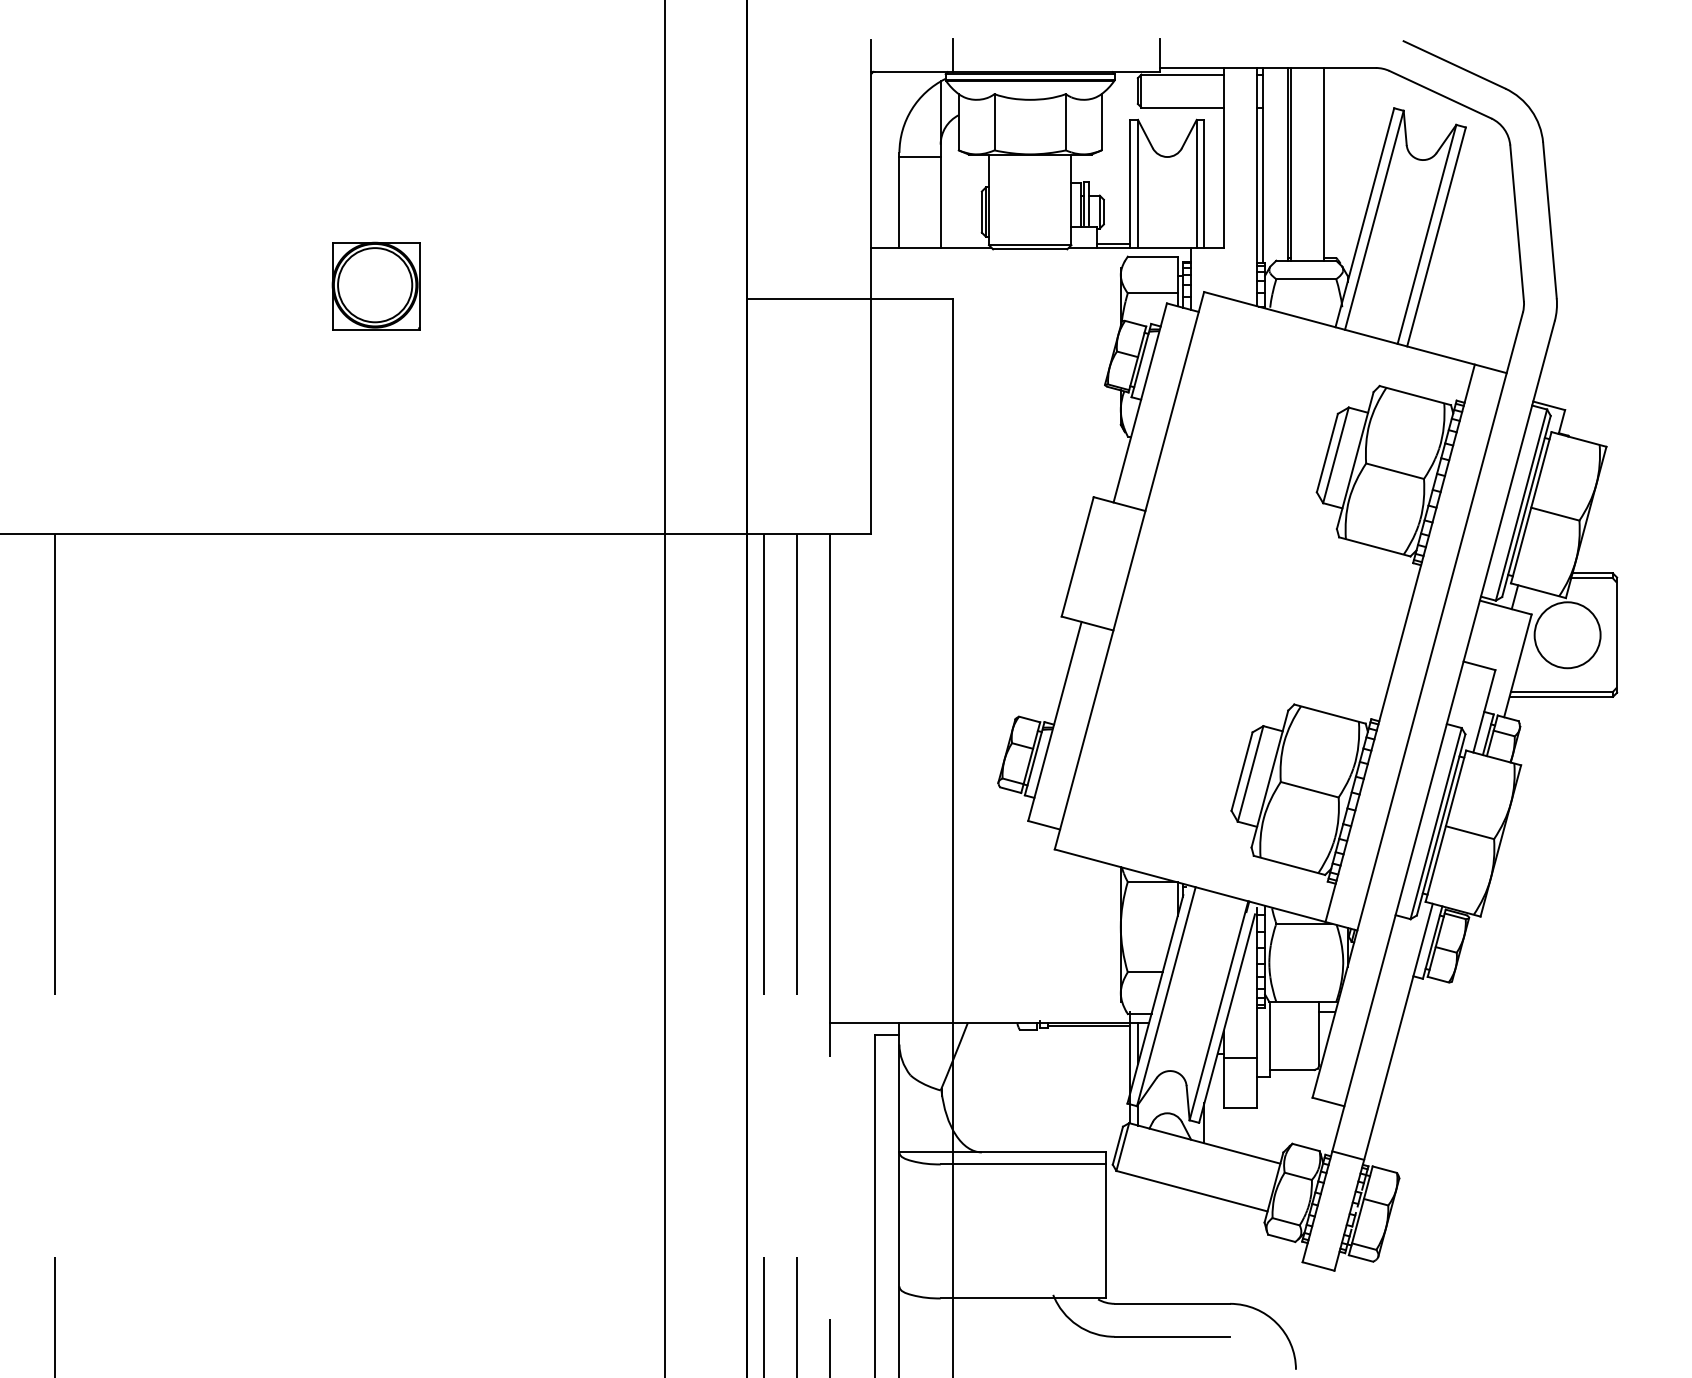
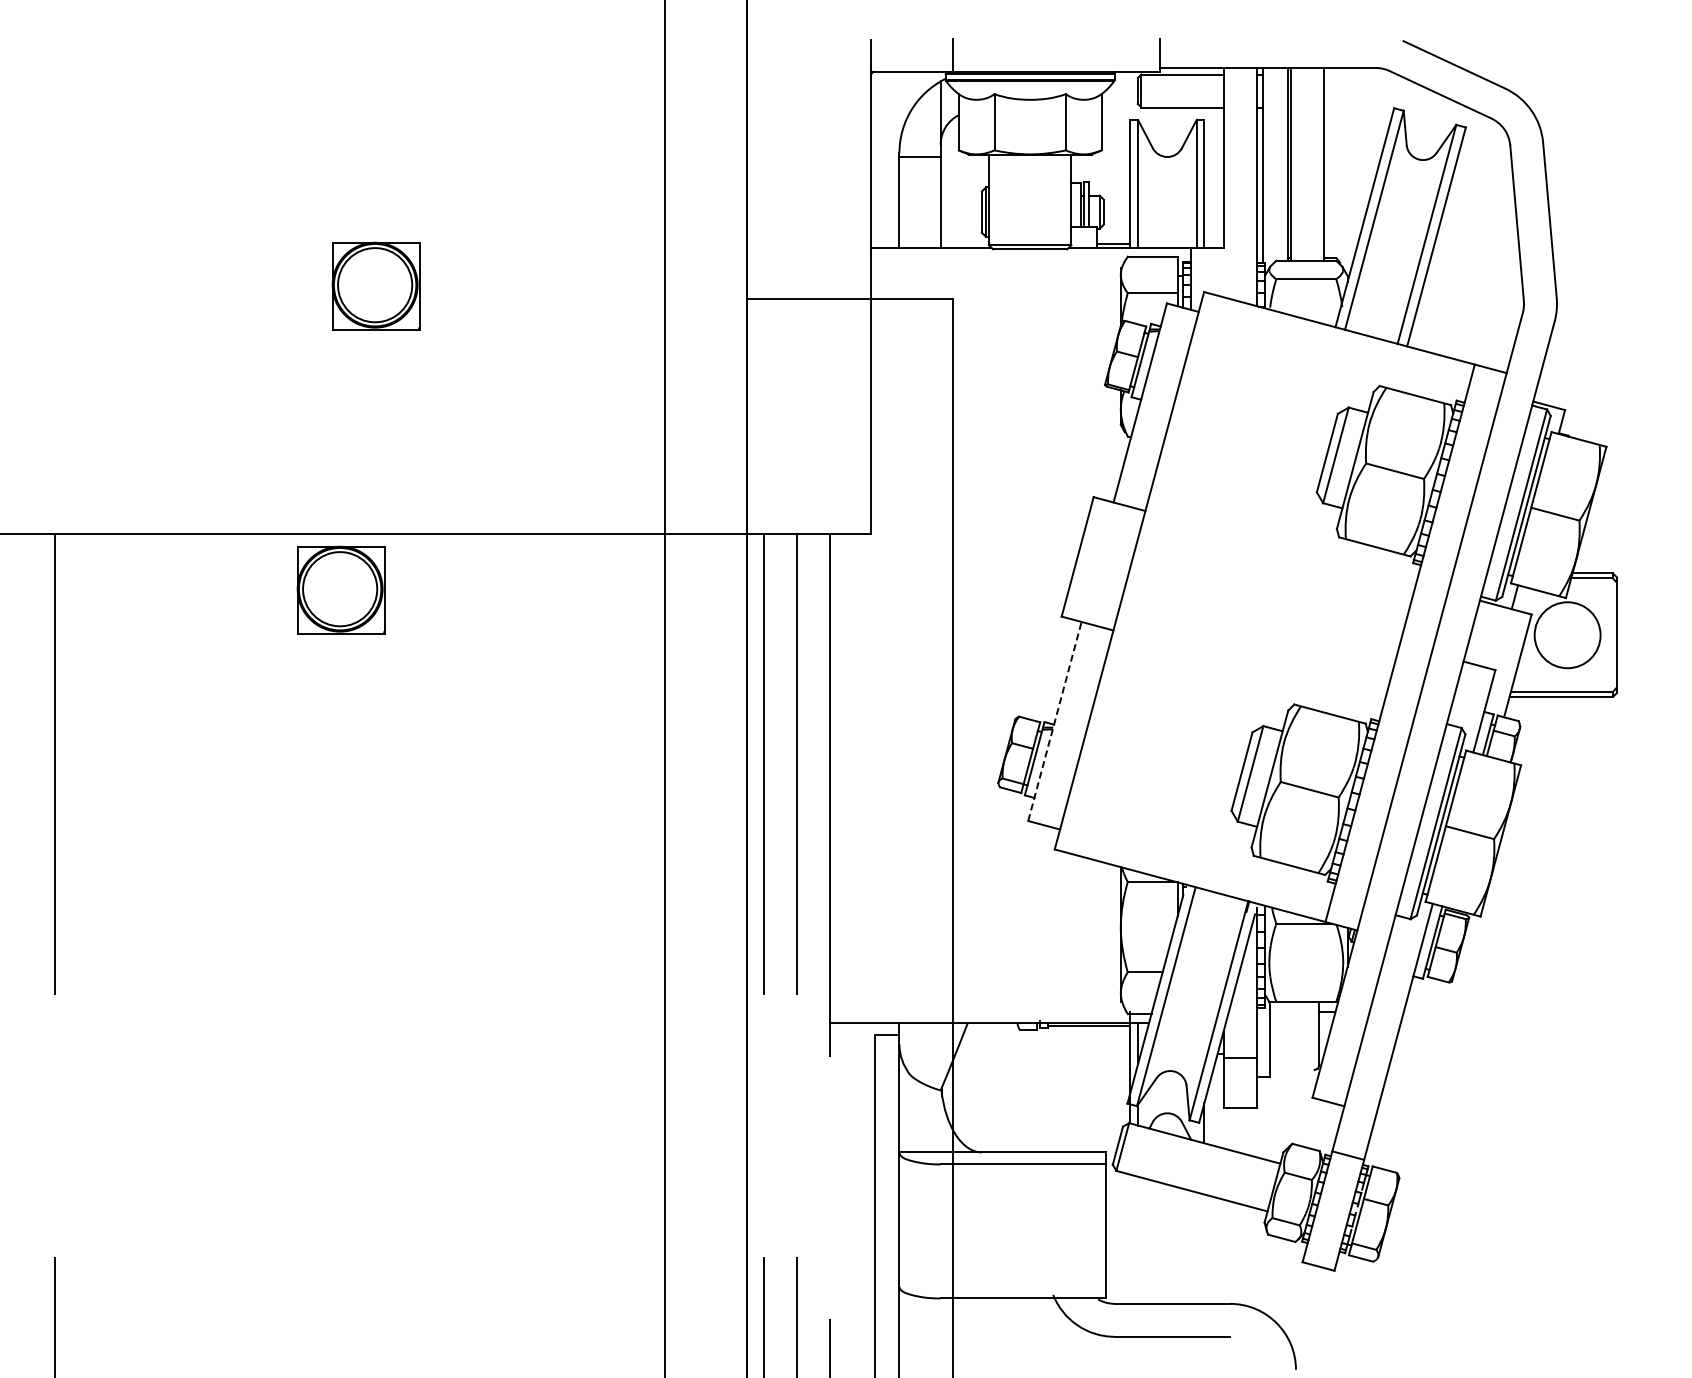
part: none -> present (340, 589)
line: solid -> dashed (1055, 721)
line: present -> none (1292, 1070)
